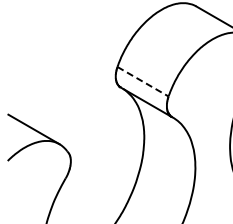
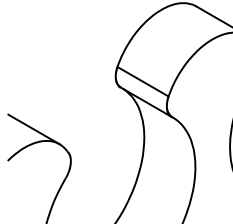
line: dashed -> solid (143, 81)
